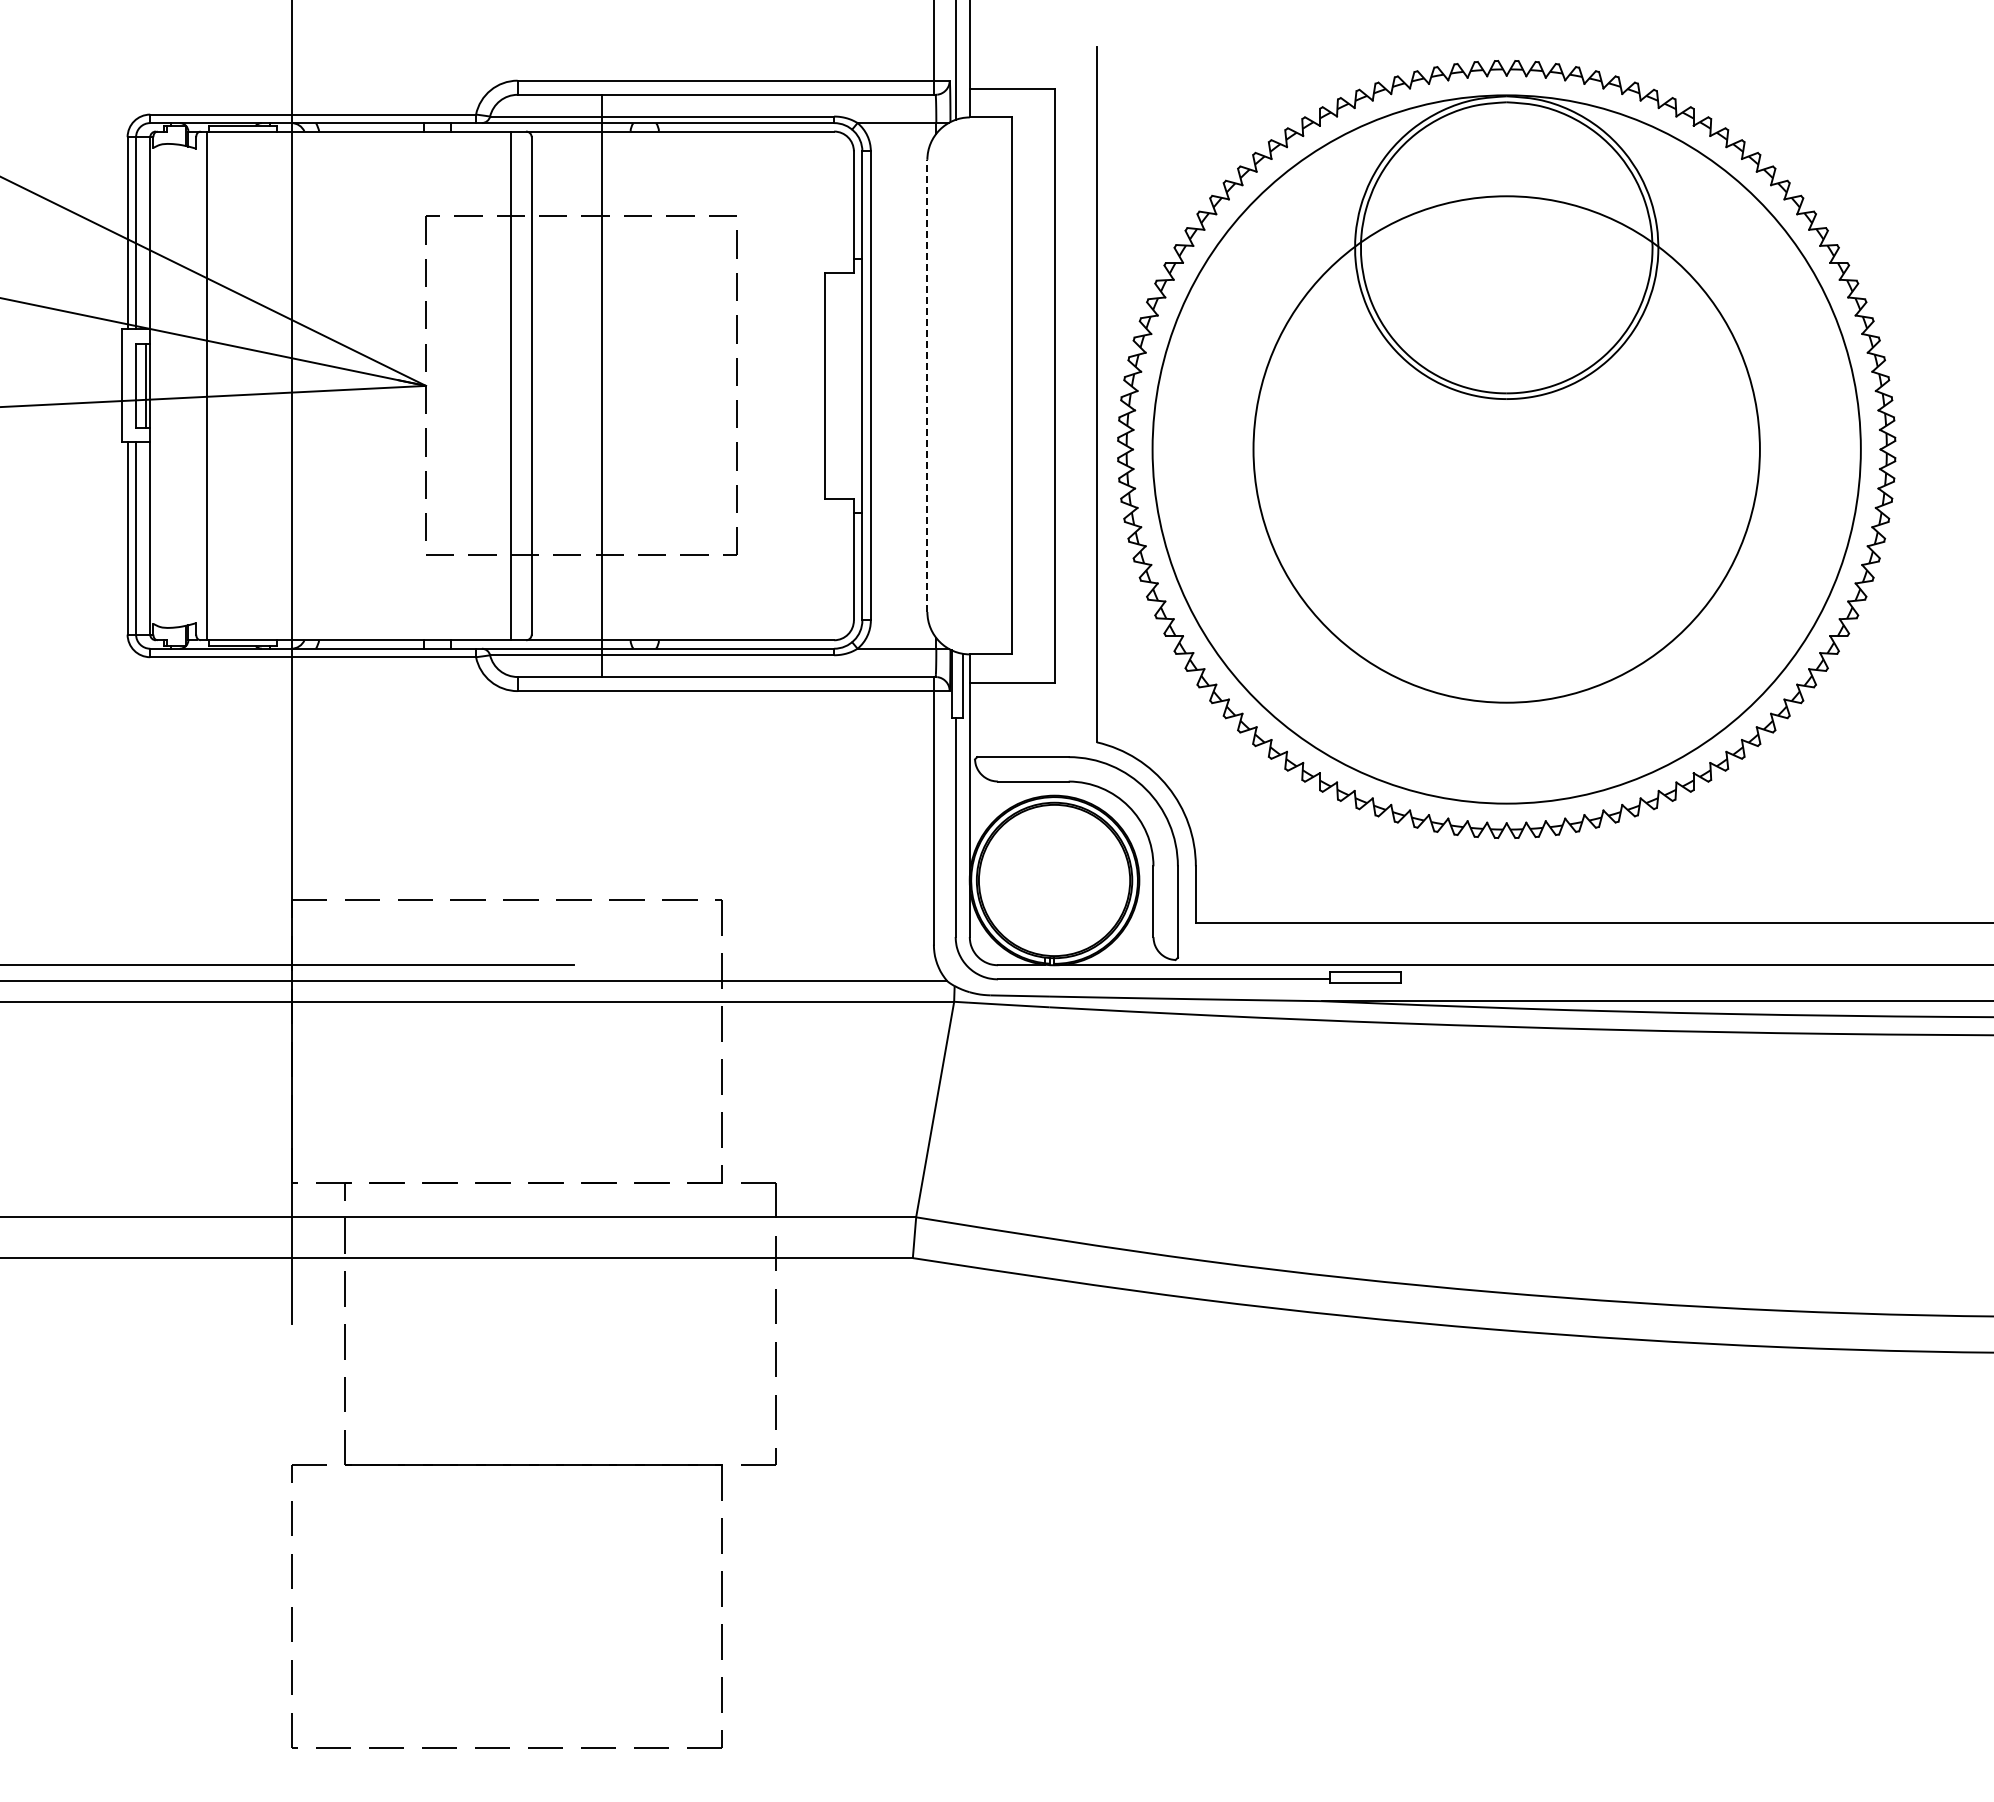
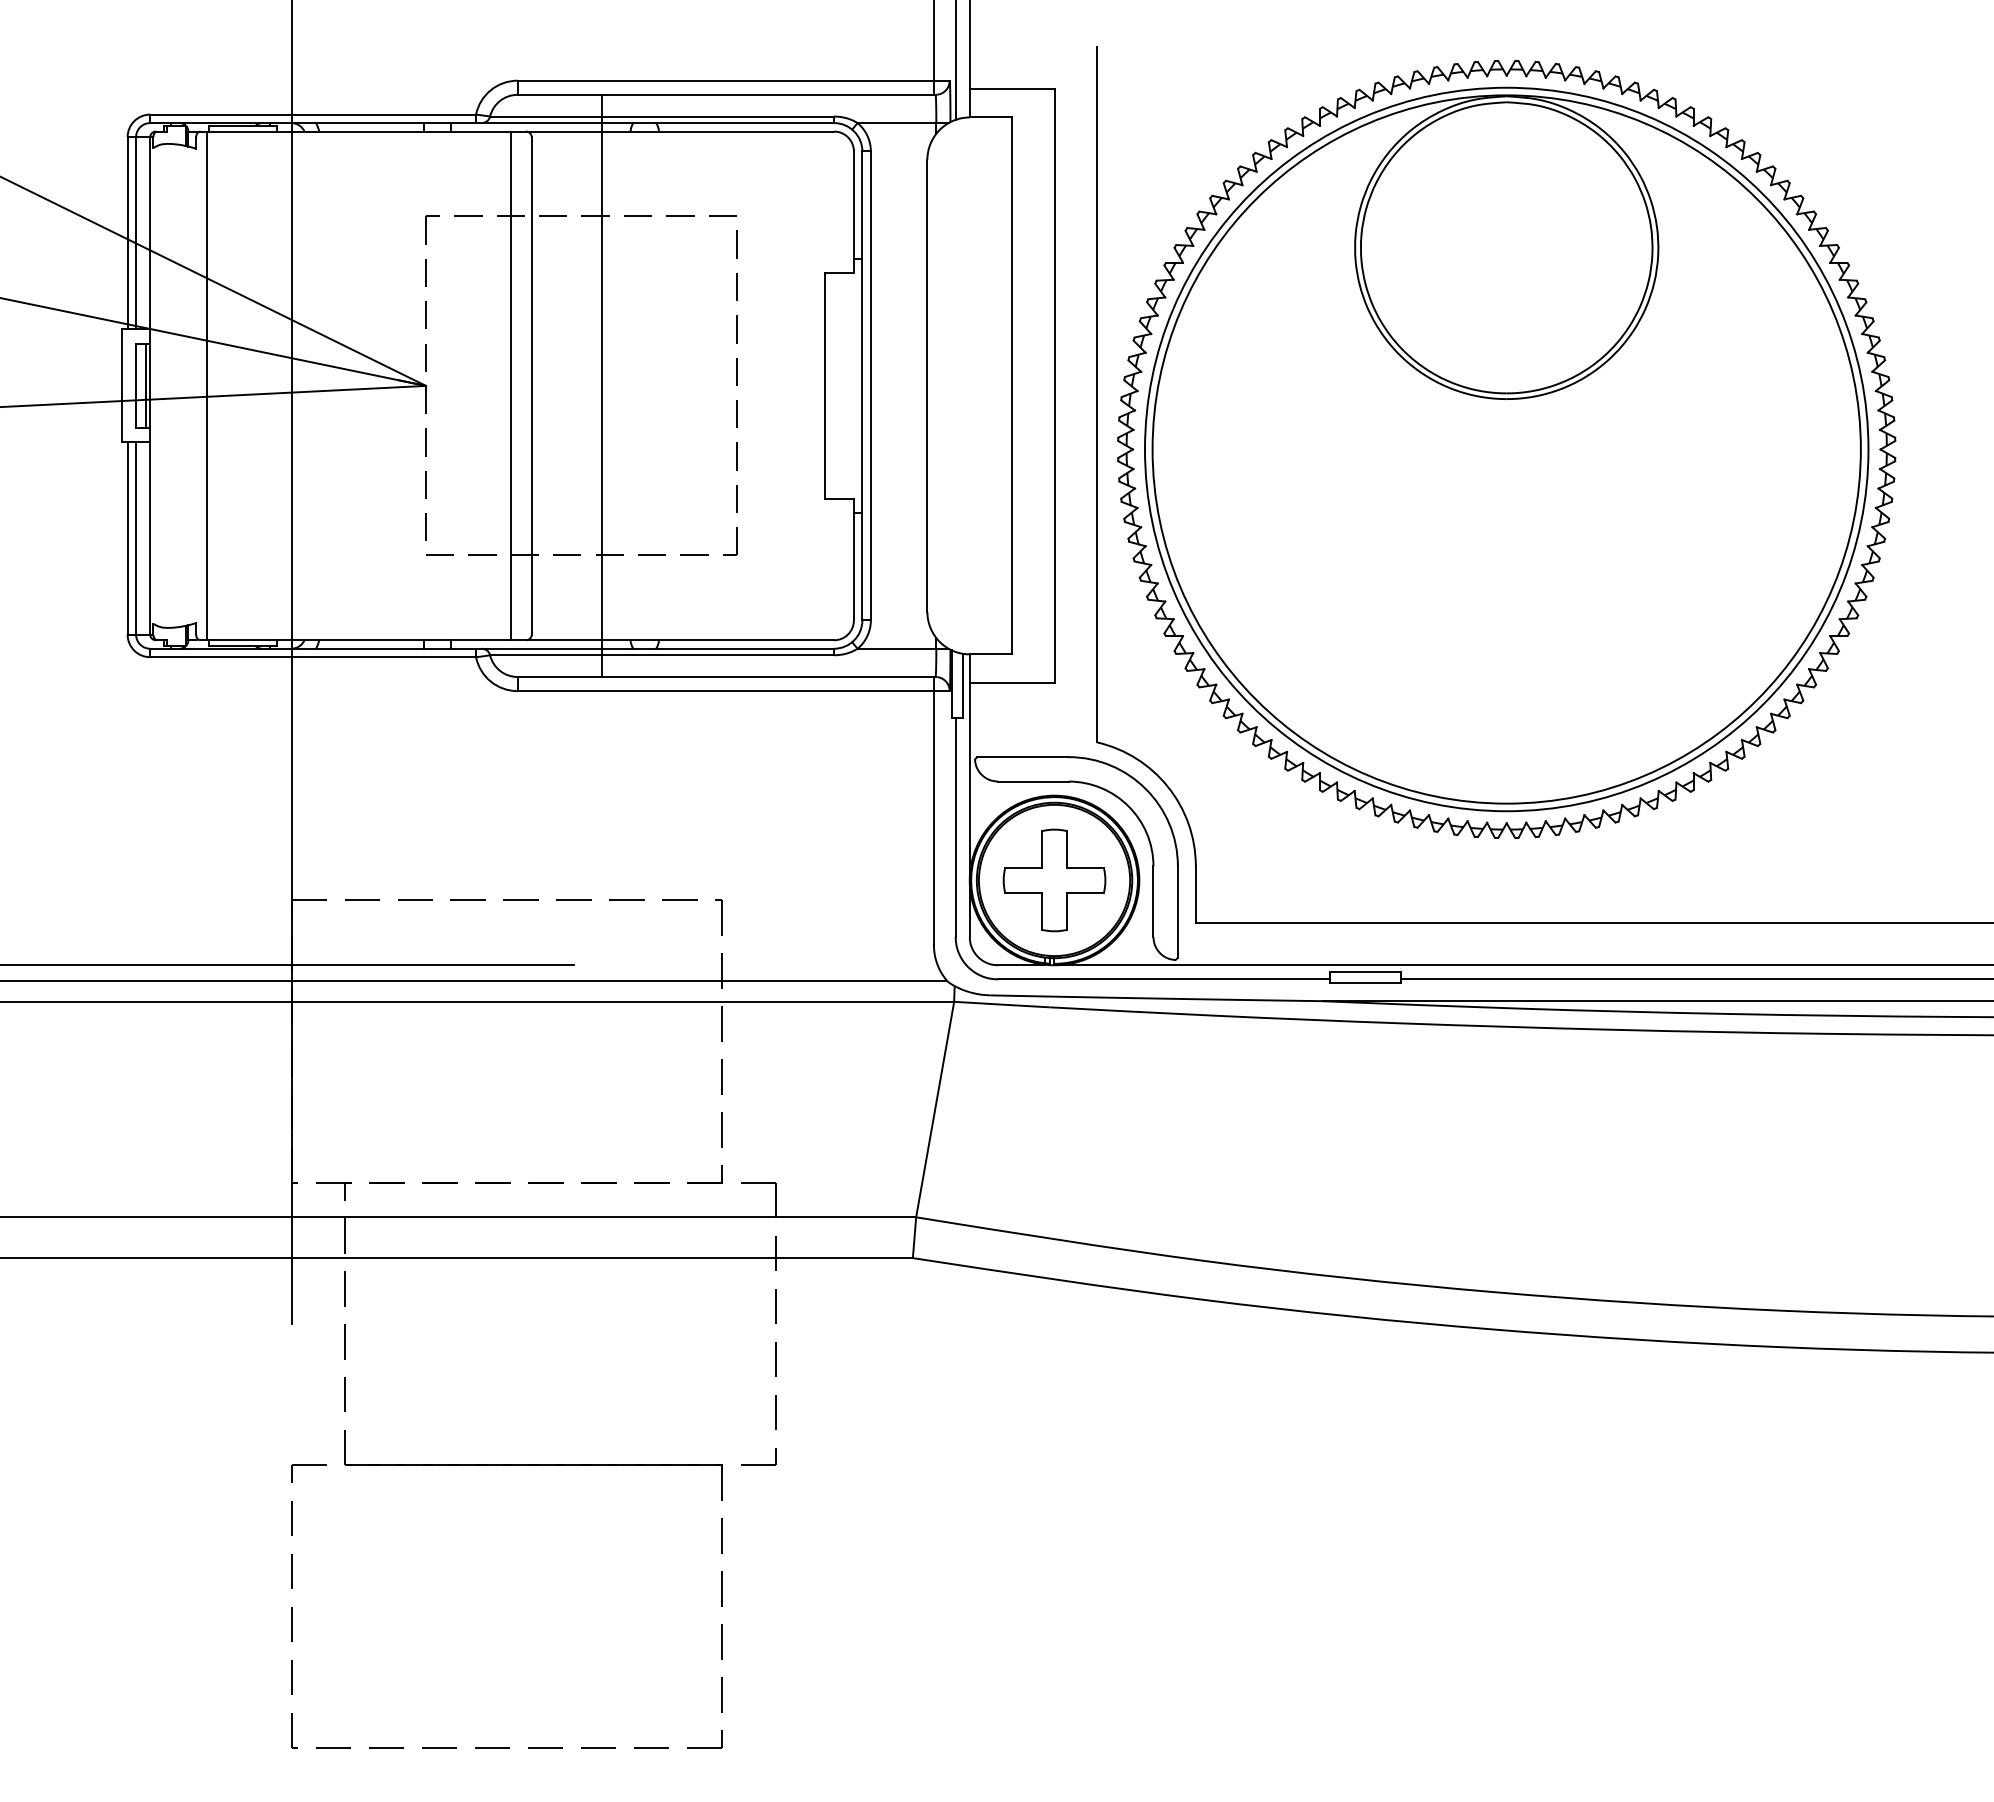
line: dashed -> solid (927, 385)
circle diameter: 506 px -> 723 px (1506, 449)
part: none -> present (1054, 880)
line: none -> present (1695, 979)
